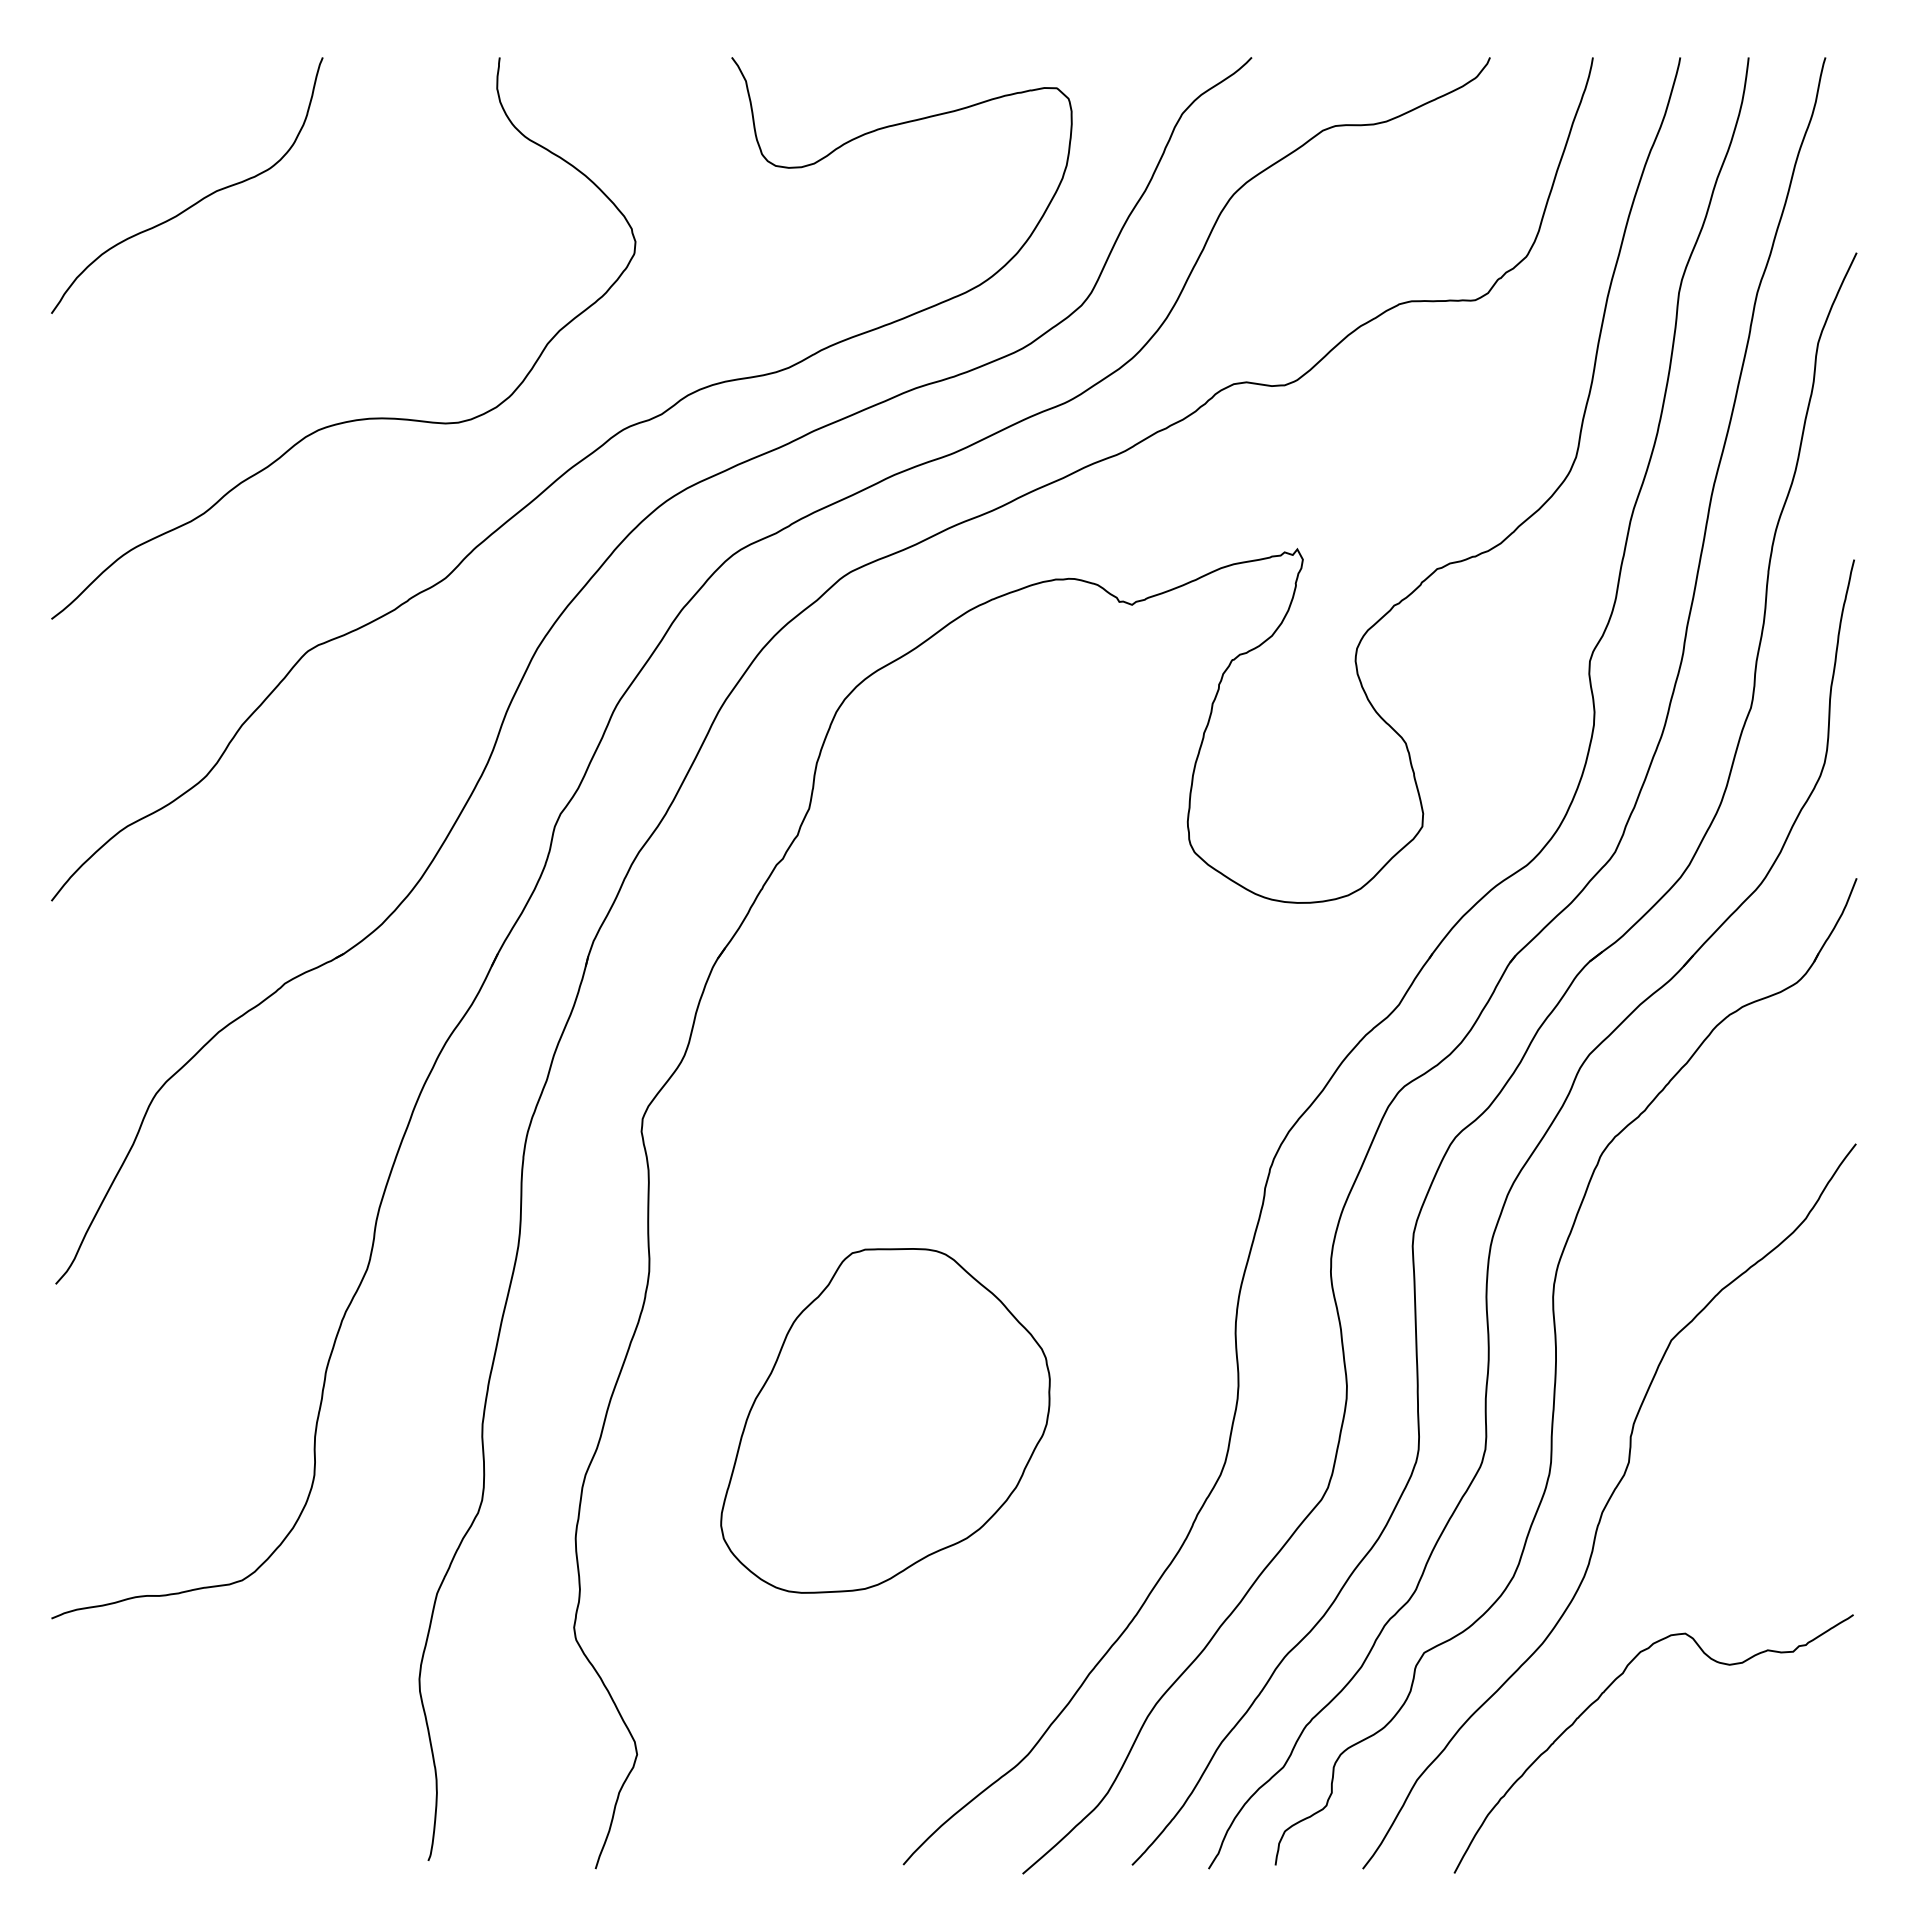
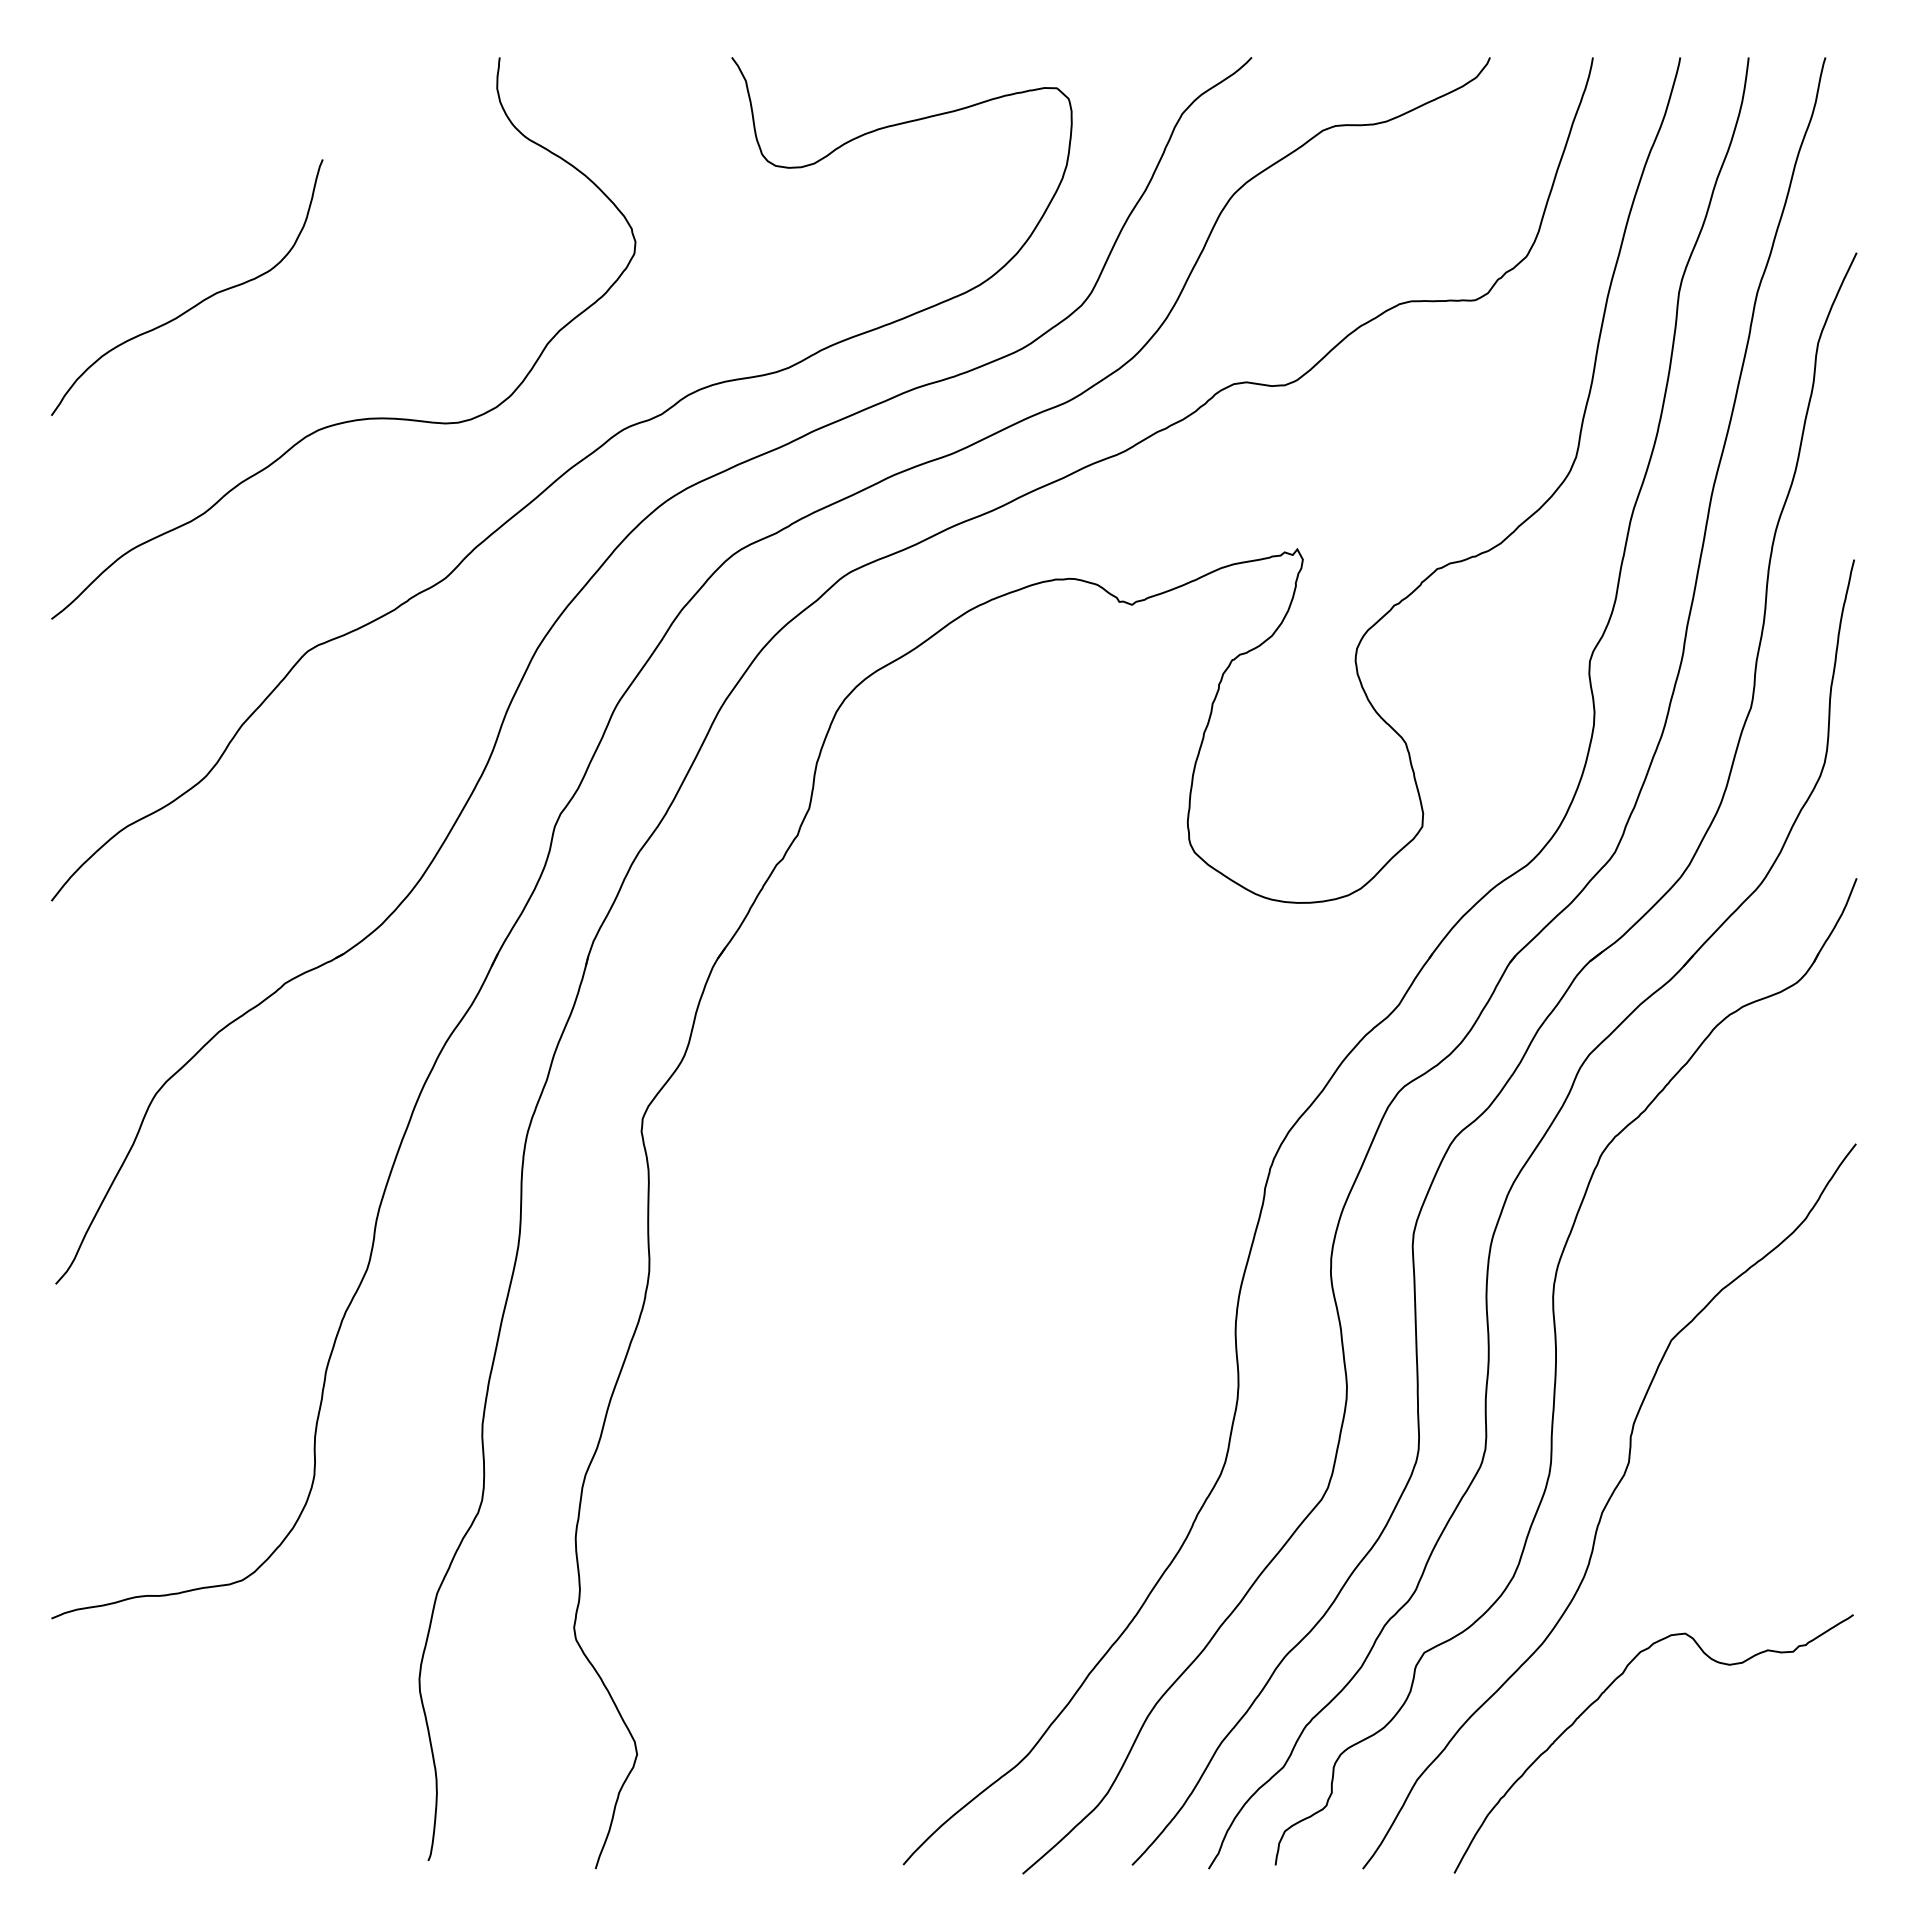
curve position: (198, 200) -> (198, 302) (198, 302)
part: present -> none (885, 1420)
